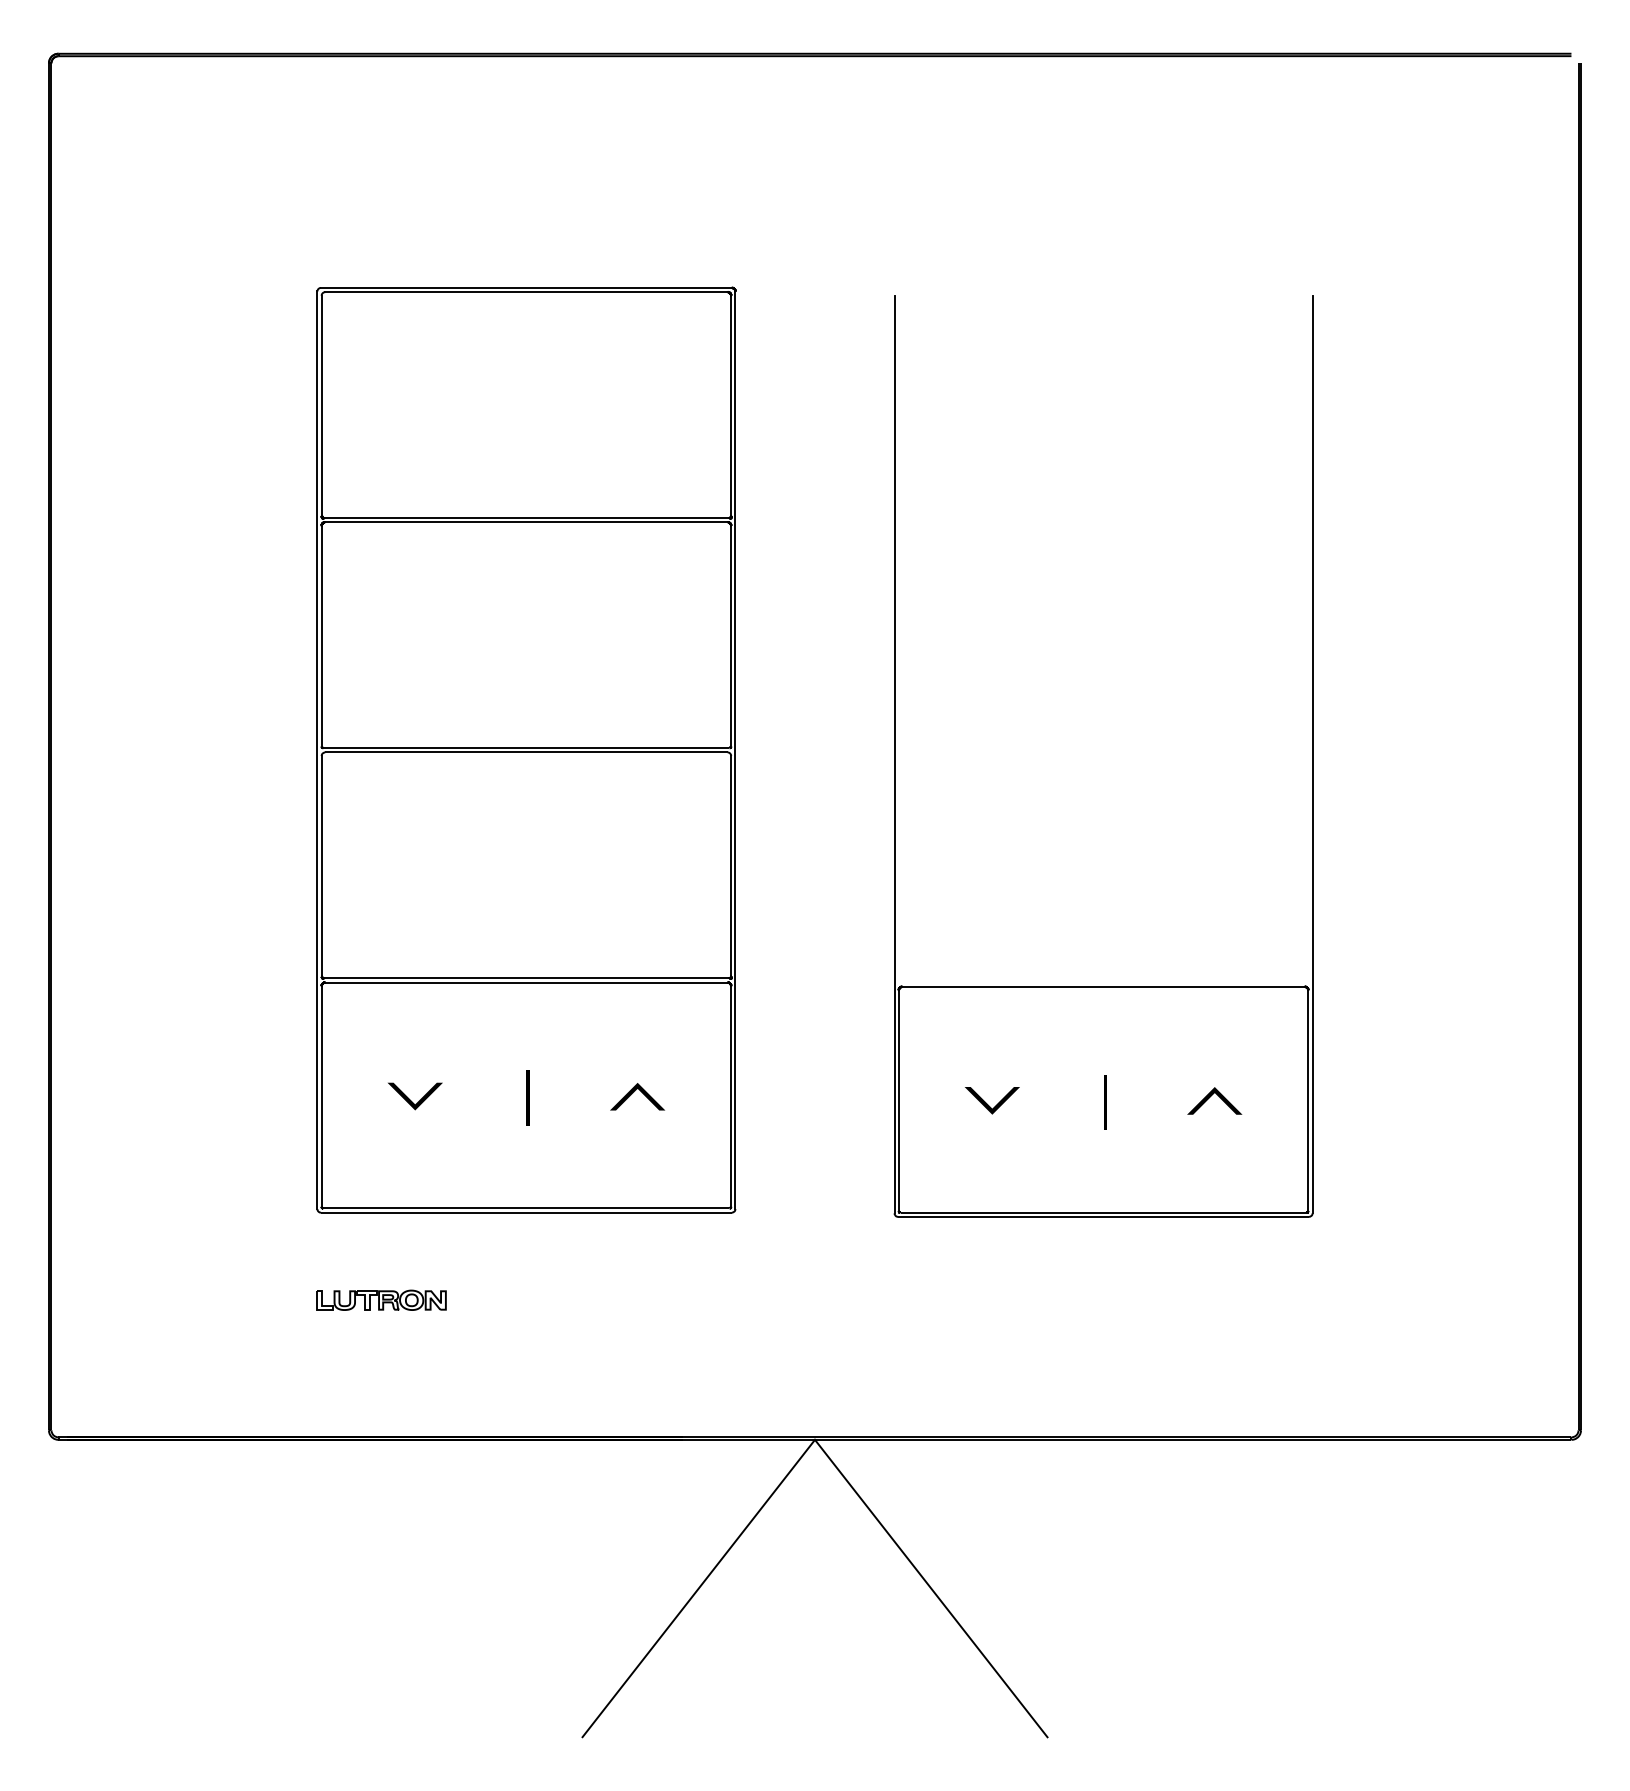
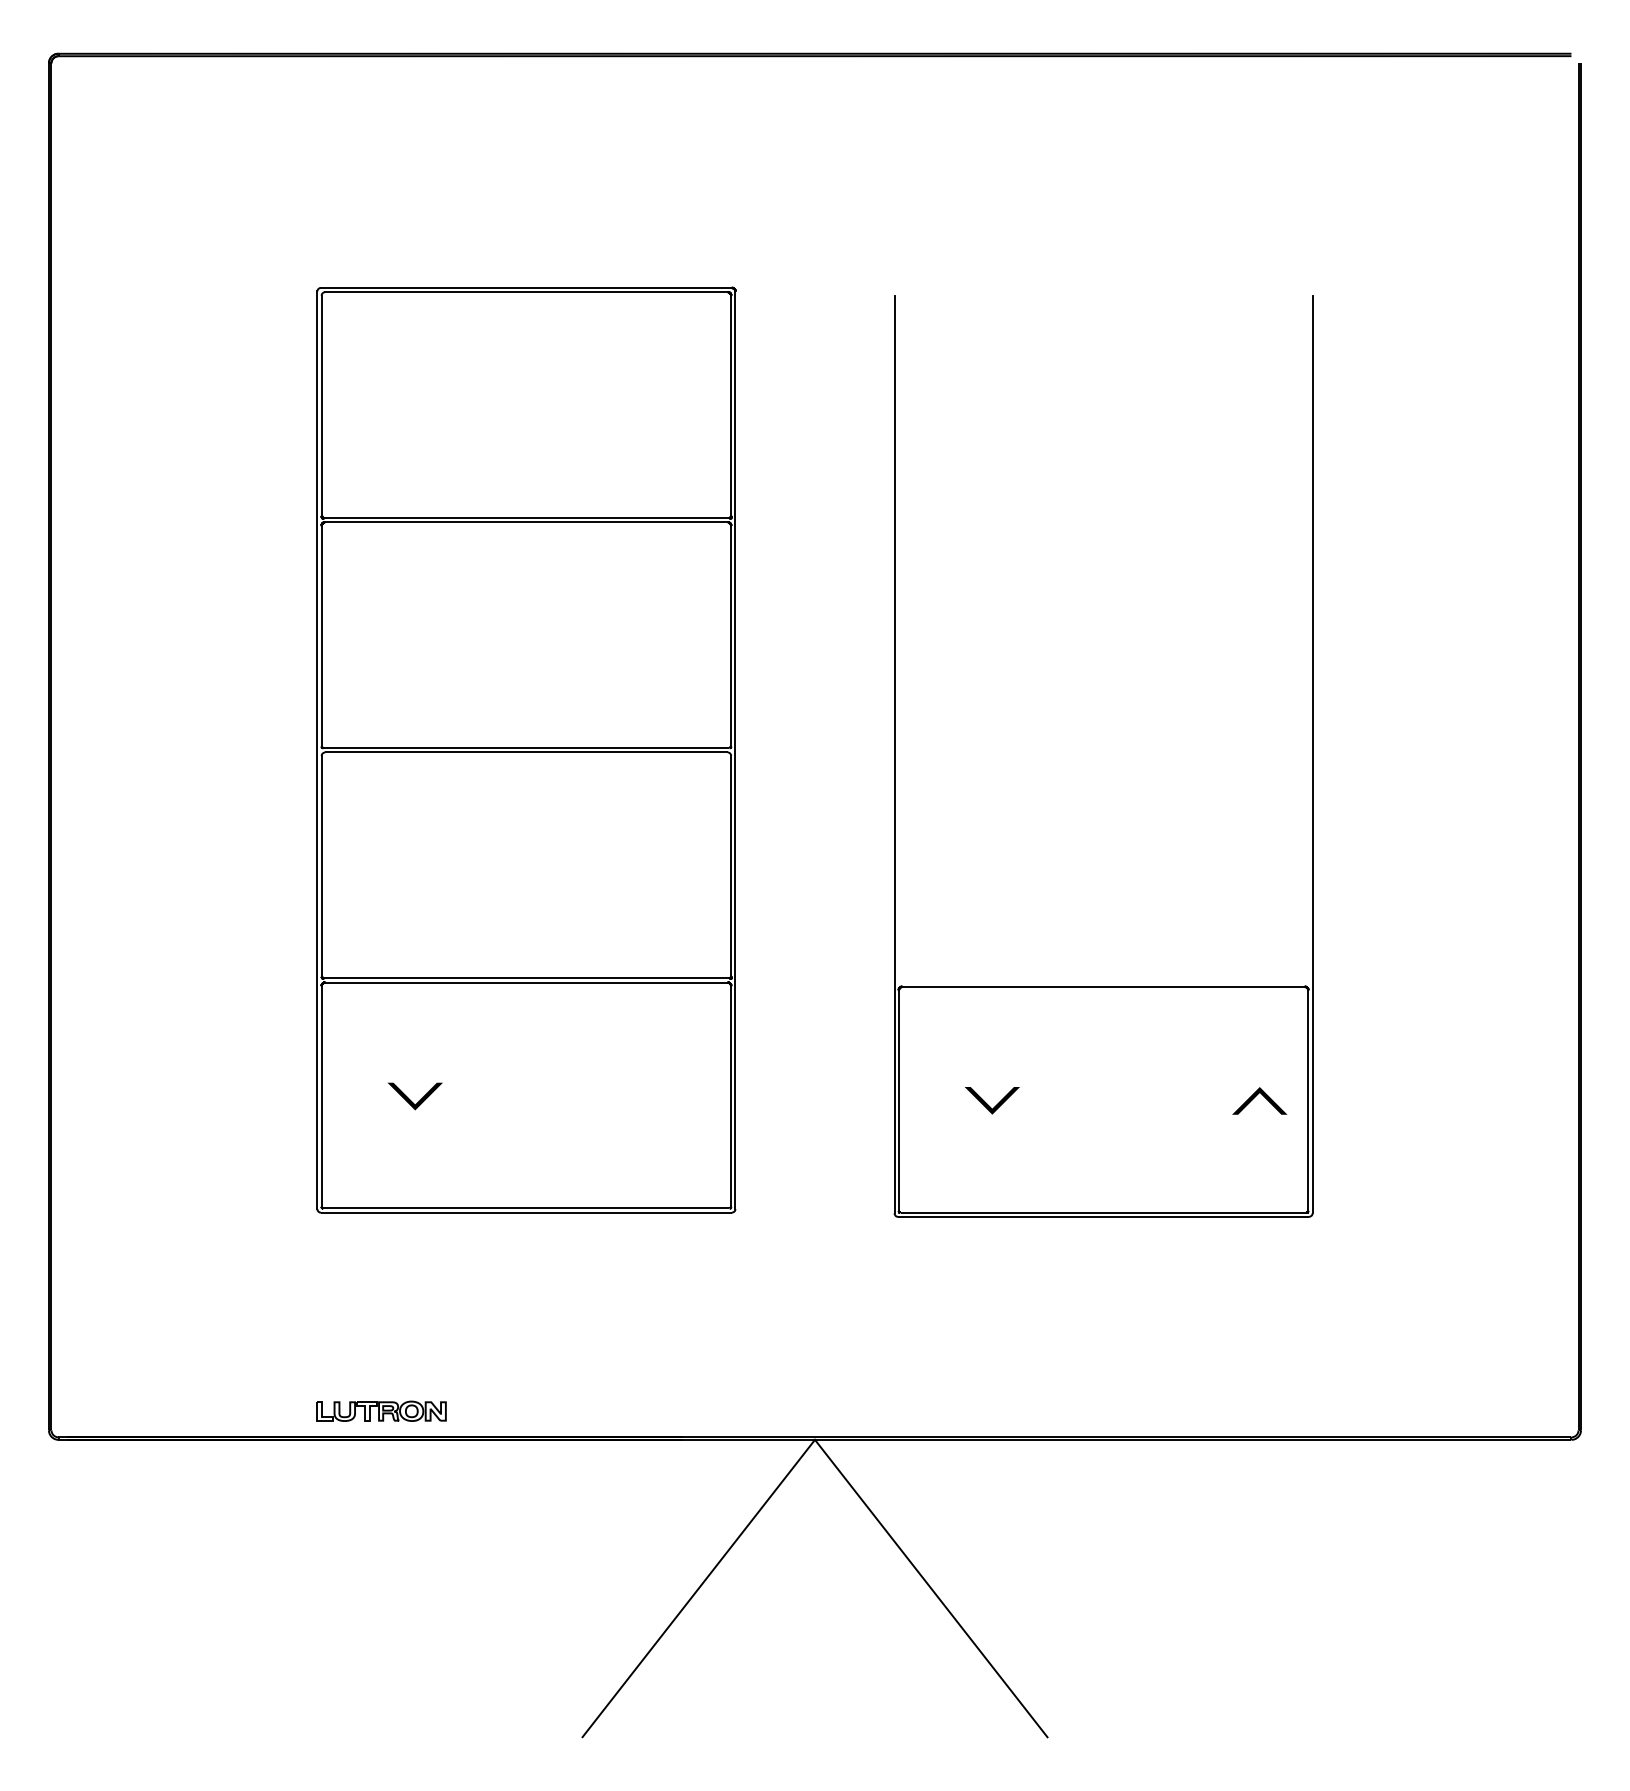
fill: present -> none (637, 1096)
fill: present -> none (527, 1098)
part position: (1214, 1100) -> (1259, 1100) (1259, 1100)
line: present -> none (1105, 1102)
part position: (381, 1299) -> (381, 1410) (381, 1410)
